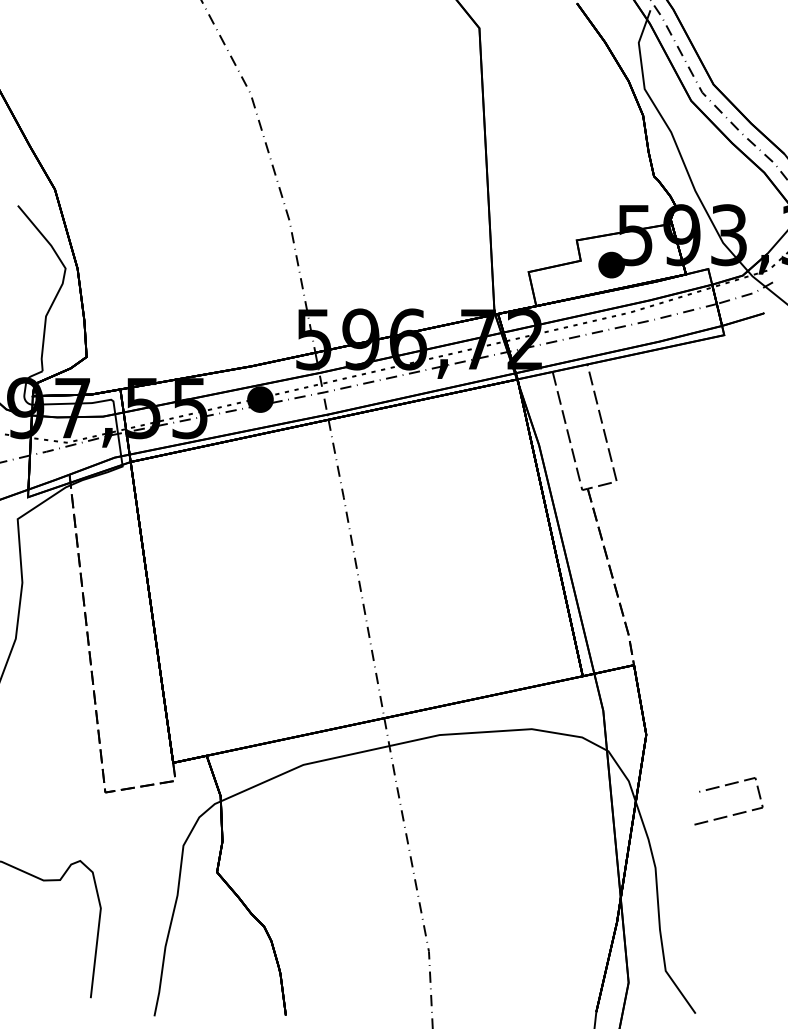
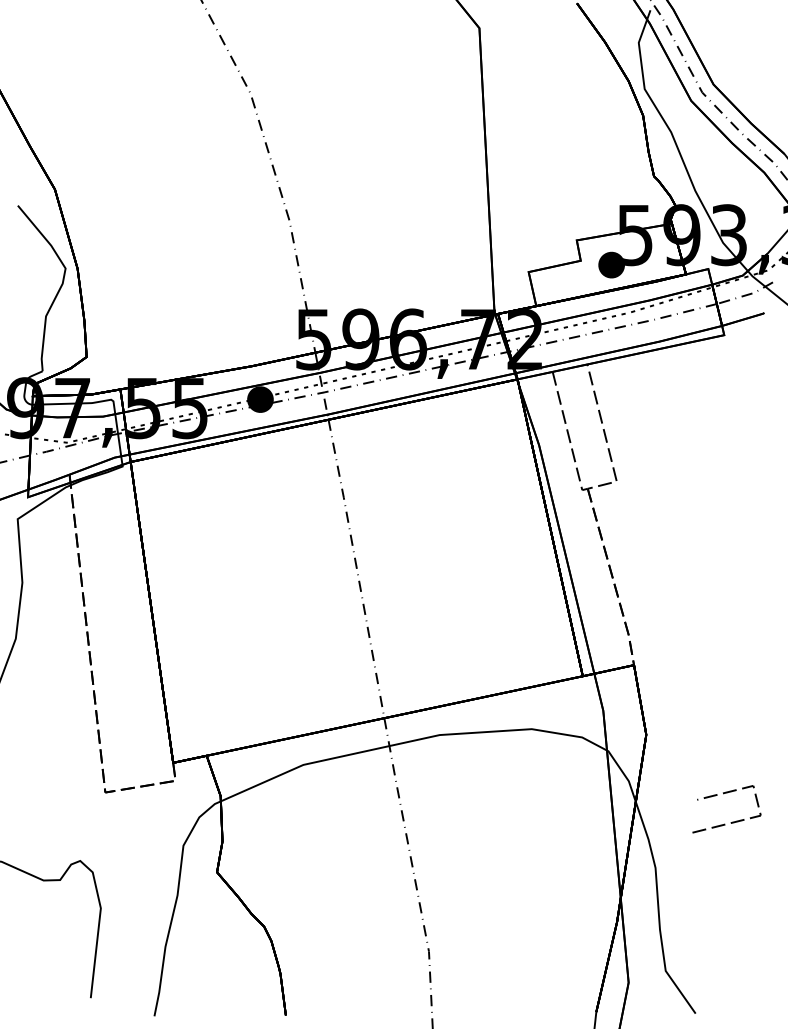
line position: (734, 813) -> (732, 821) (732, 821)
